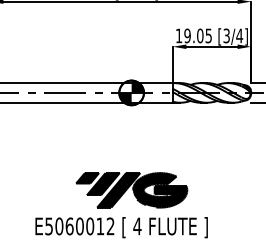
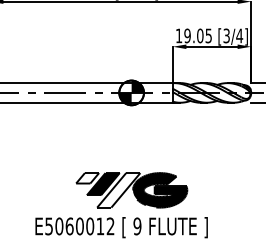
fill: present -> none (87, 178)
fill: present -> none (118, 190)
text: 4 -> 9 (137, 226)
